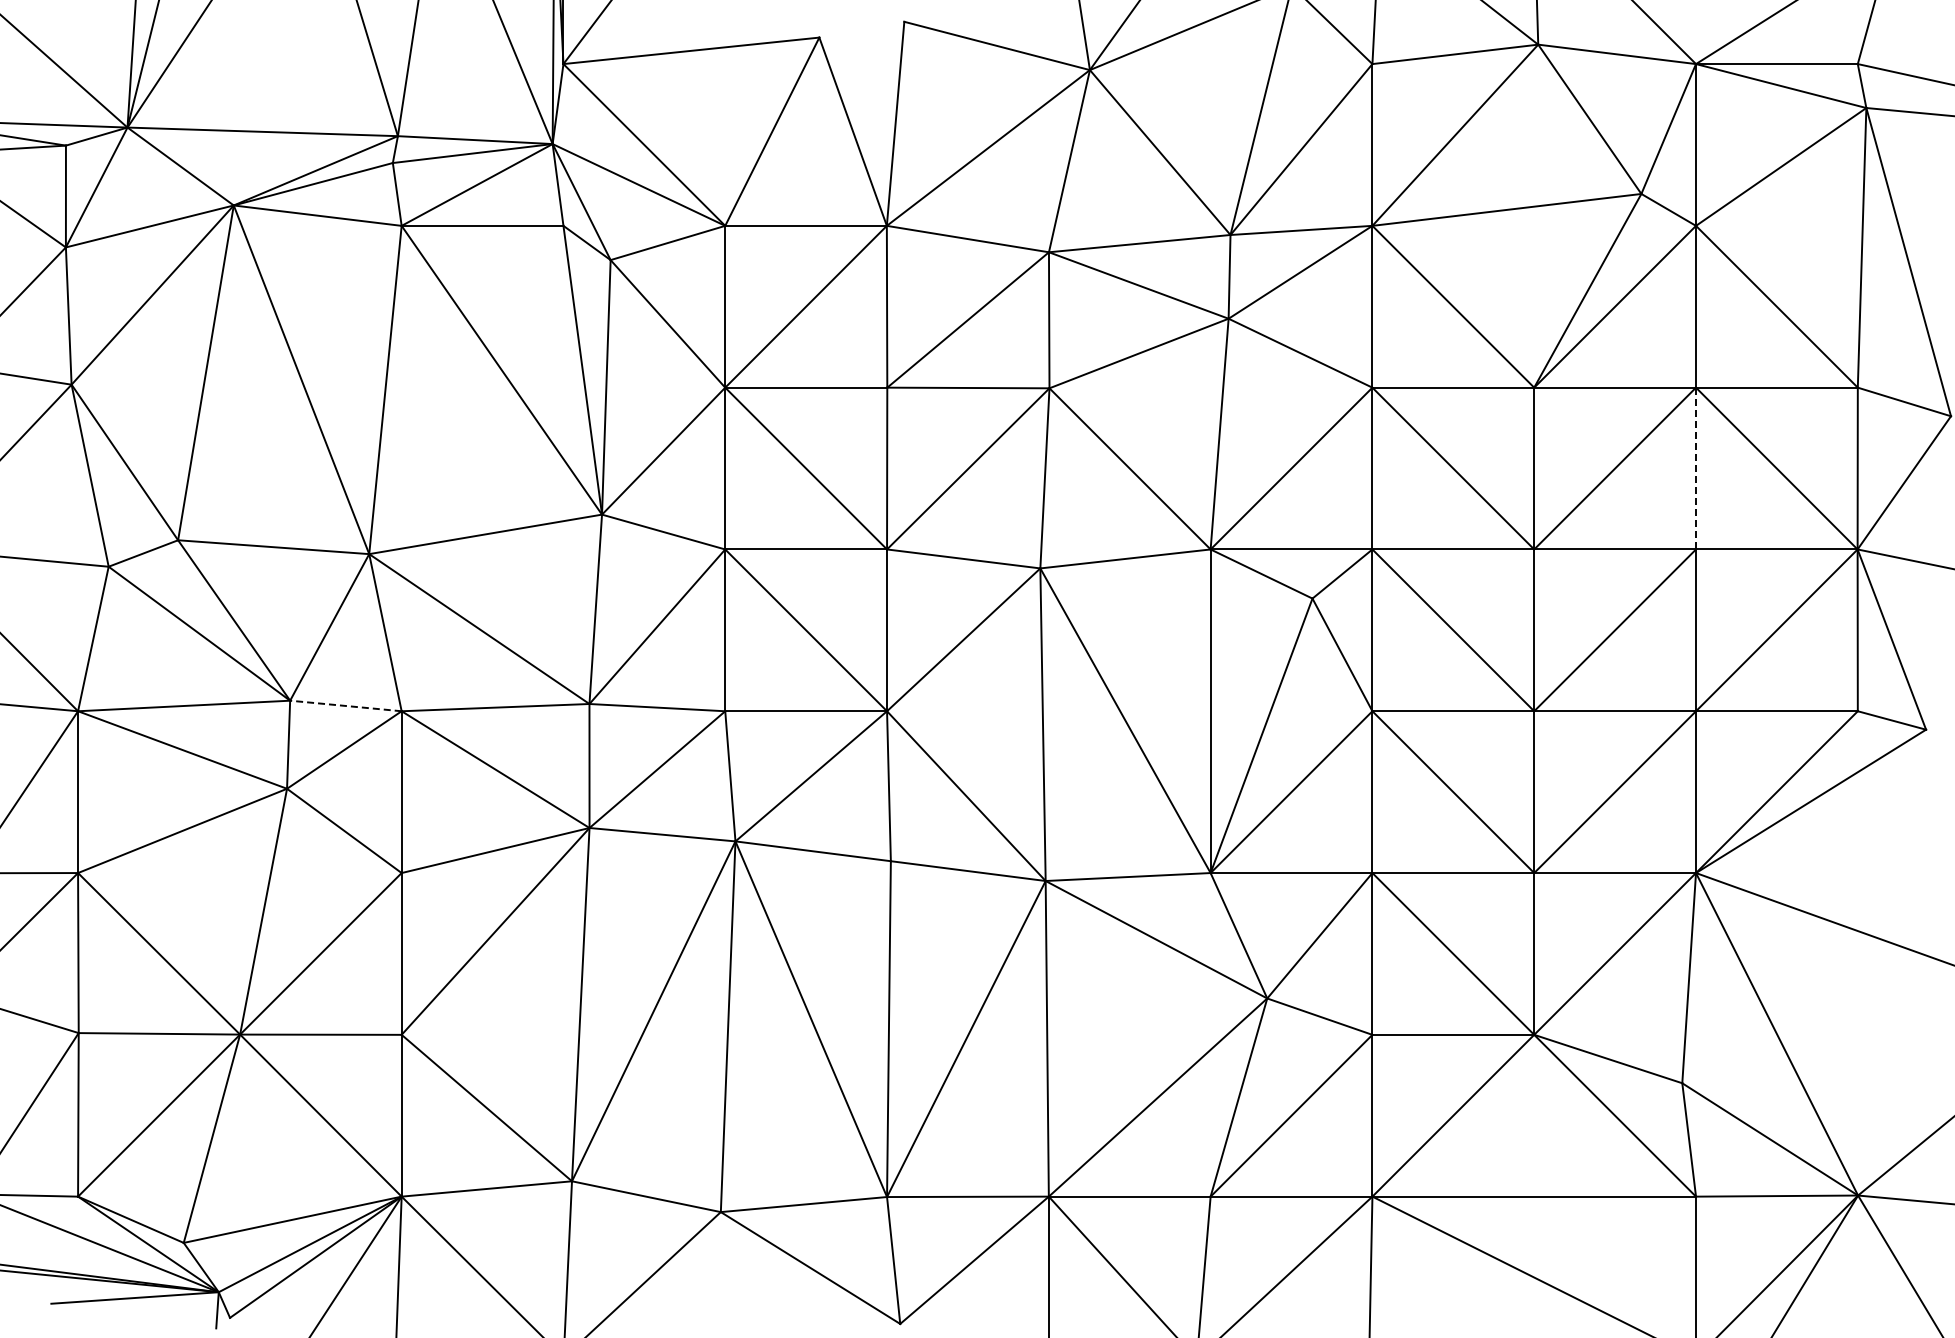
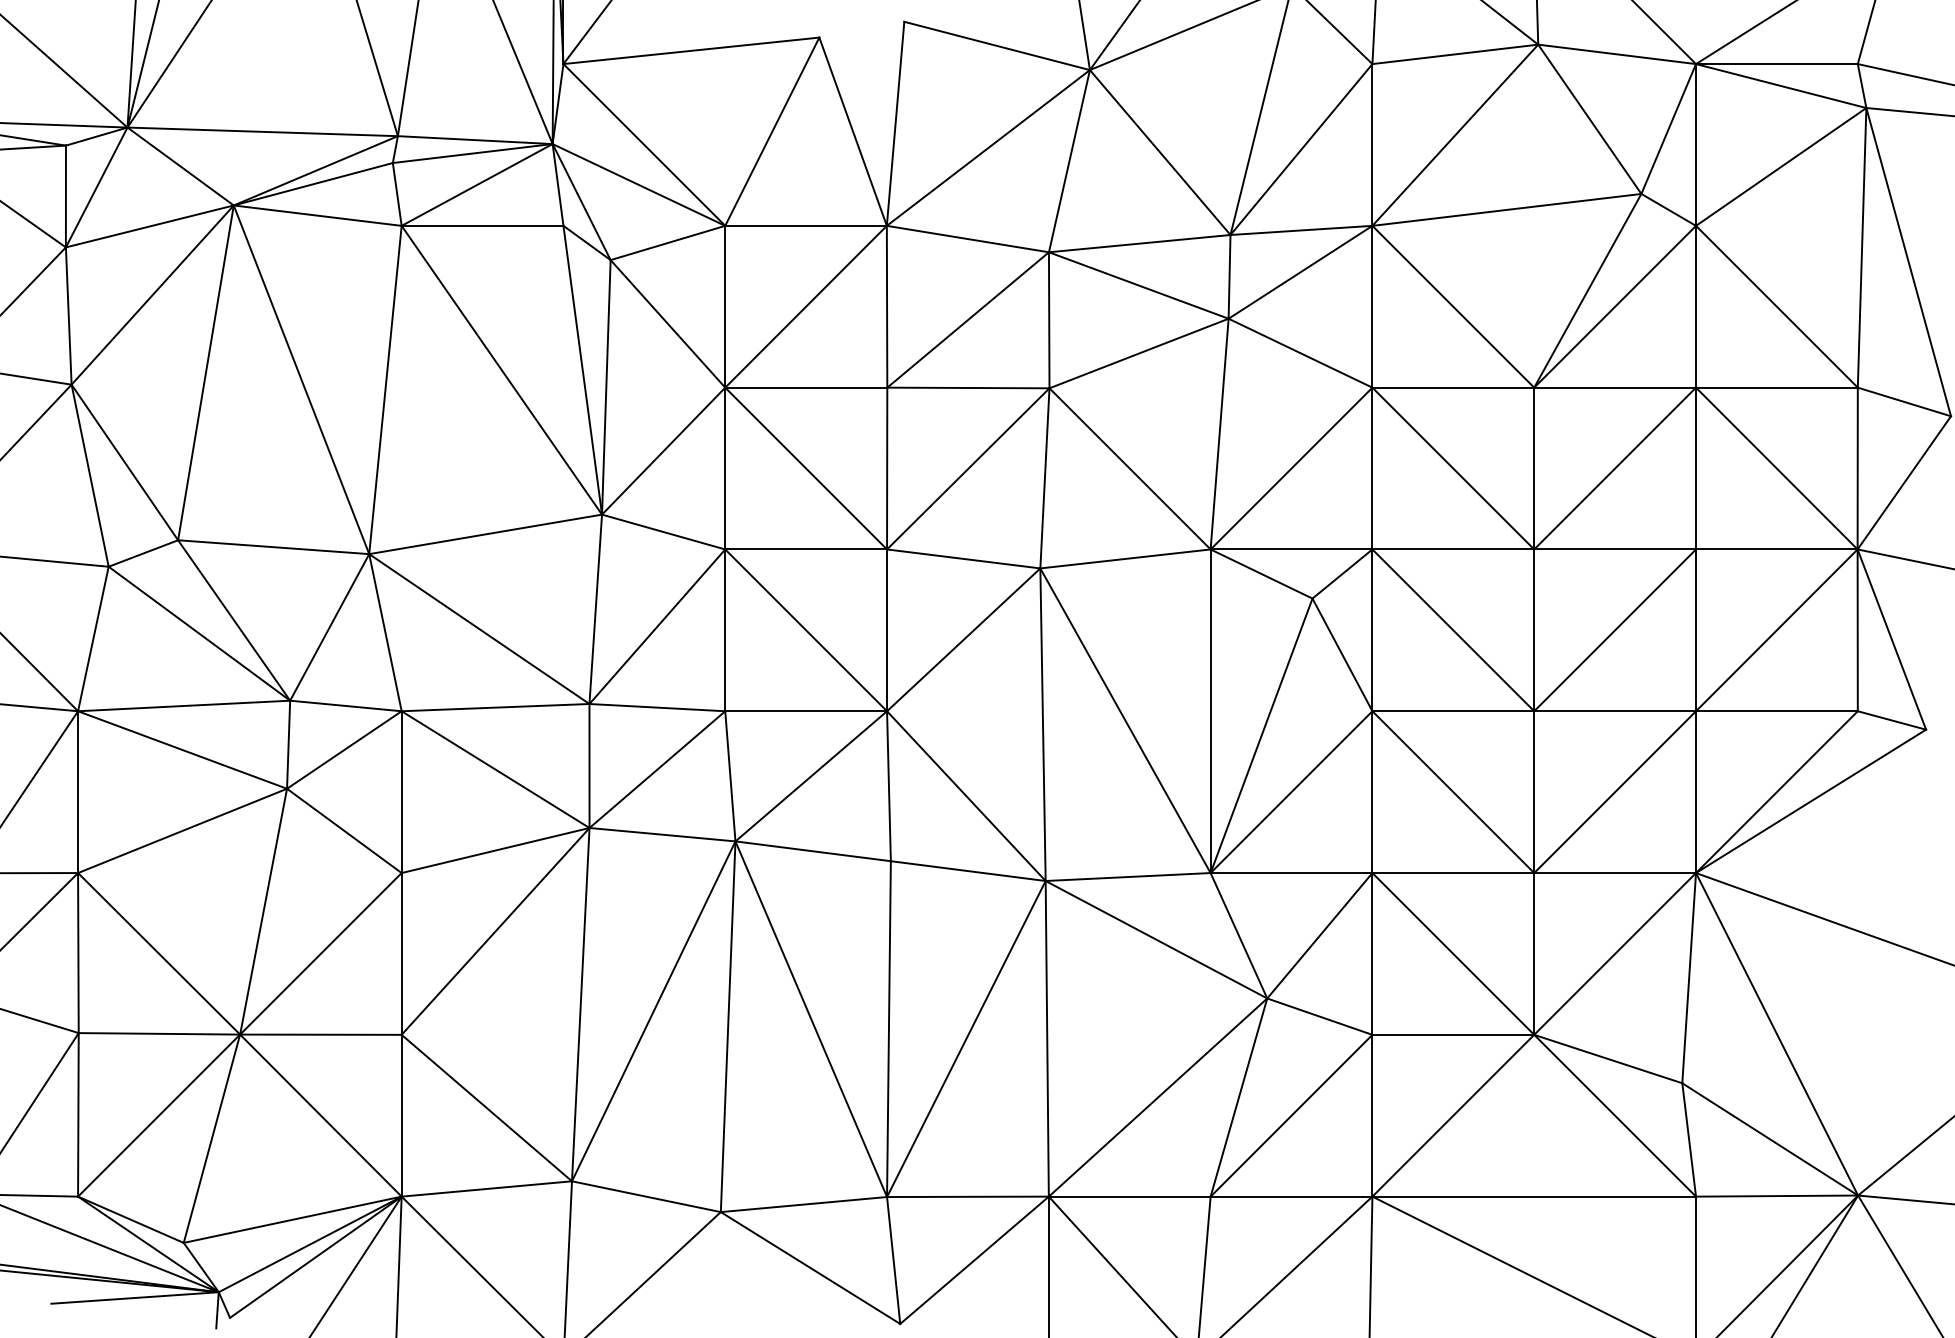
line: dashed -> solid (1696, 468)
line: dashed -> solid (345, 705)
